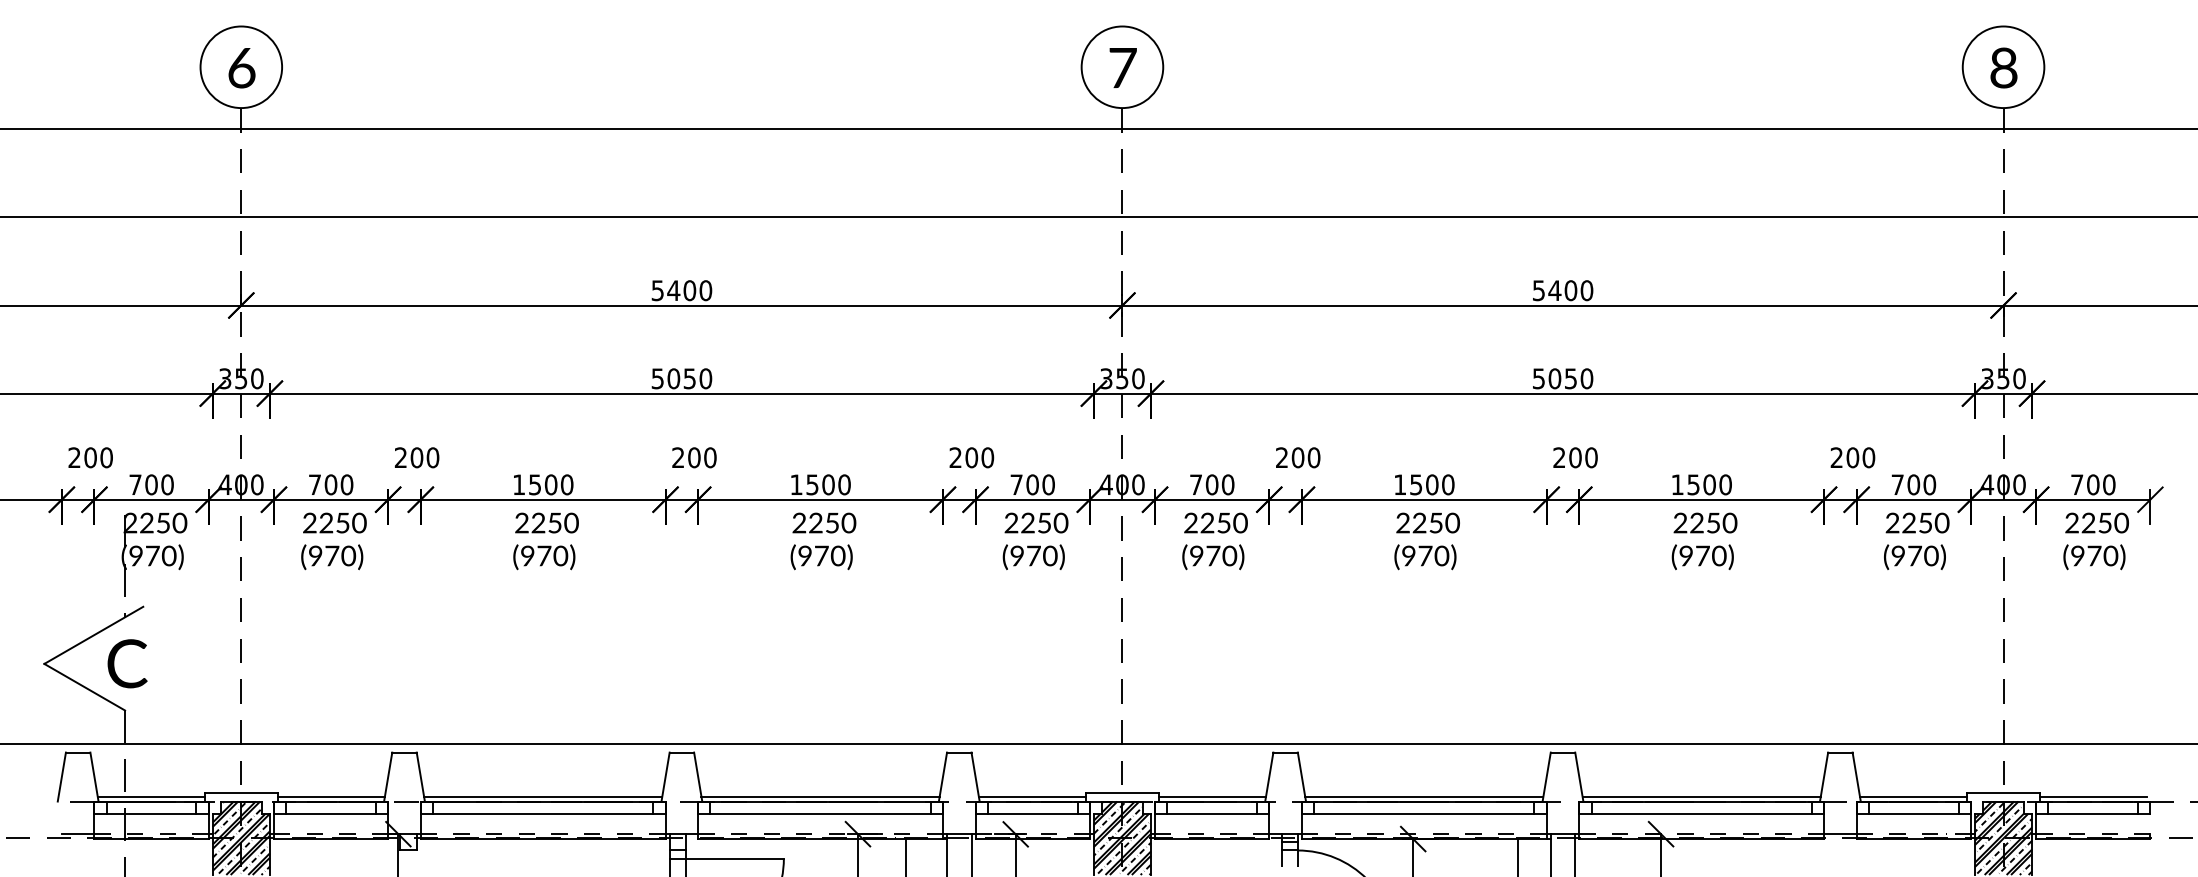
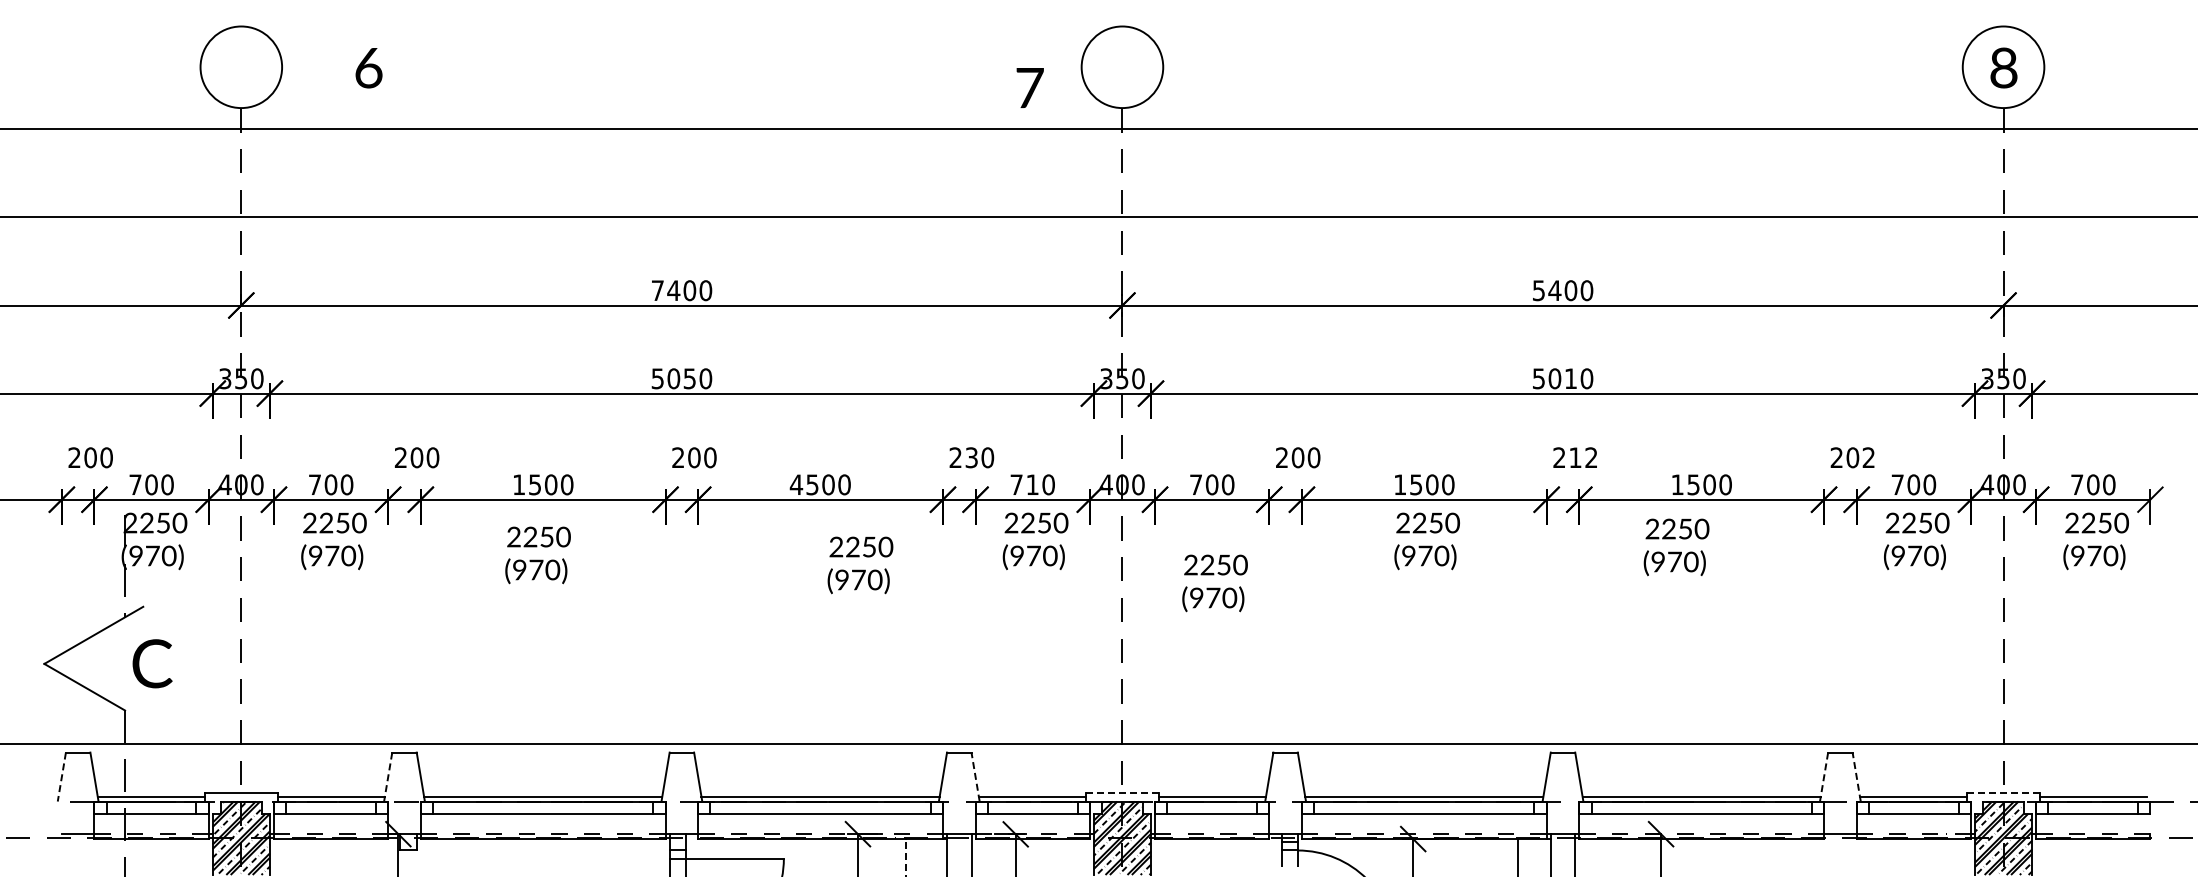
text position: (1122, 67) -> (1029, 87) (1029, 87)
text position: (241, 68) -> (368, 68) (368, 68)
text: 5400 -> 7400 (657, 290)
text: 5050 -> 5010 (1570, 378)
text: 200 -> 230 (971, 457)
text: 200 -> 212 (1583, 457)
text: 200 -> 202 (1868, 457)
text: 1500 -> 4500 (796, 484)
text: 700 -> 710 (1032, 484)
text position: (545, 541) -> (537, 555) (537, 555)
text position: (823, 541) -> (860, 565) (860, 565)
text position: (1214, 541) -> (1214, 583) (1214, 583)
text position: (1704, 541) -> (1676, 547) (1676, 547)
text position: (127, 663) -> (152, 663) (152, 663)
line: solid -> dashed (61, 777)
line: solid -> dashed (388, 777)
line: solid -> dashed (975, 777)
line: solid -> dashed (1824, 777)
line: solid -> dashed (1856, 777)
line: solid -> dashed (1122, 793)
line: solid -> dashed (2003, 793)
line: solid -> dashed (906, 857)
